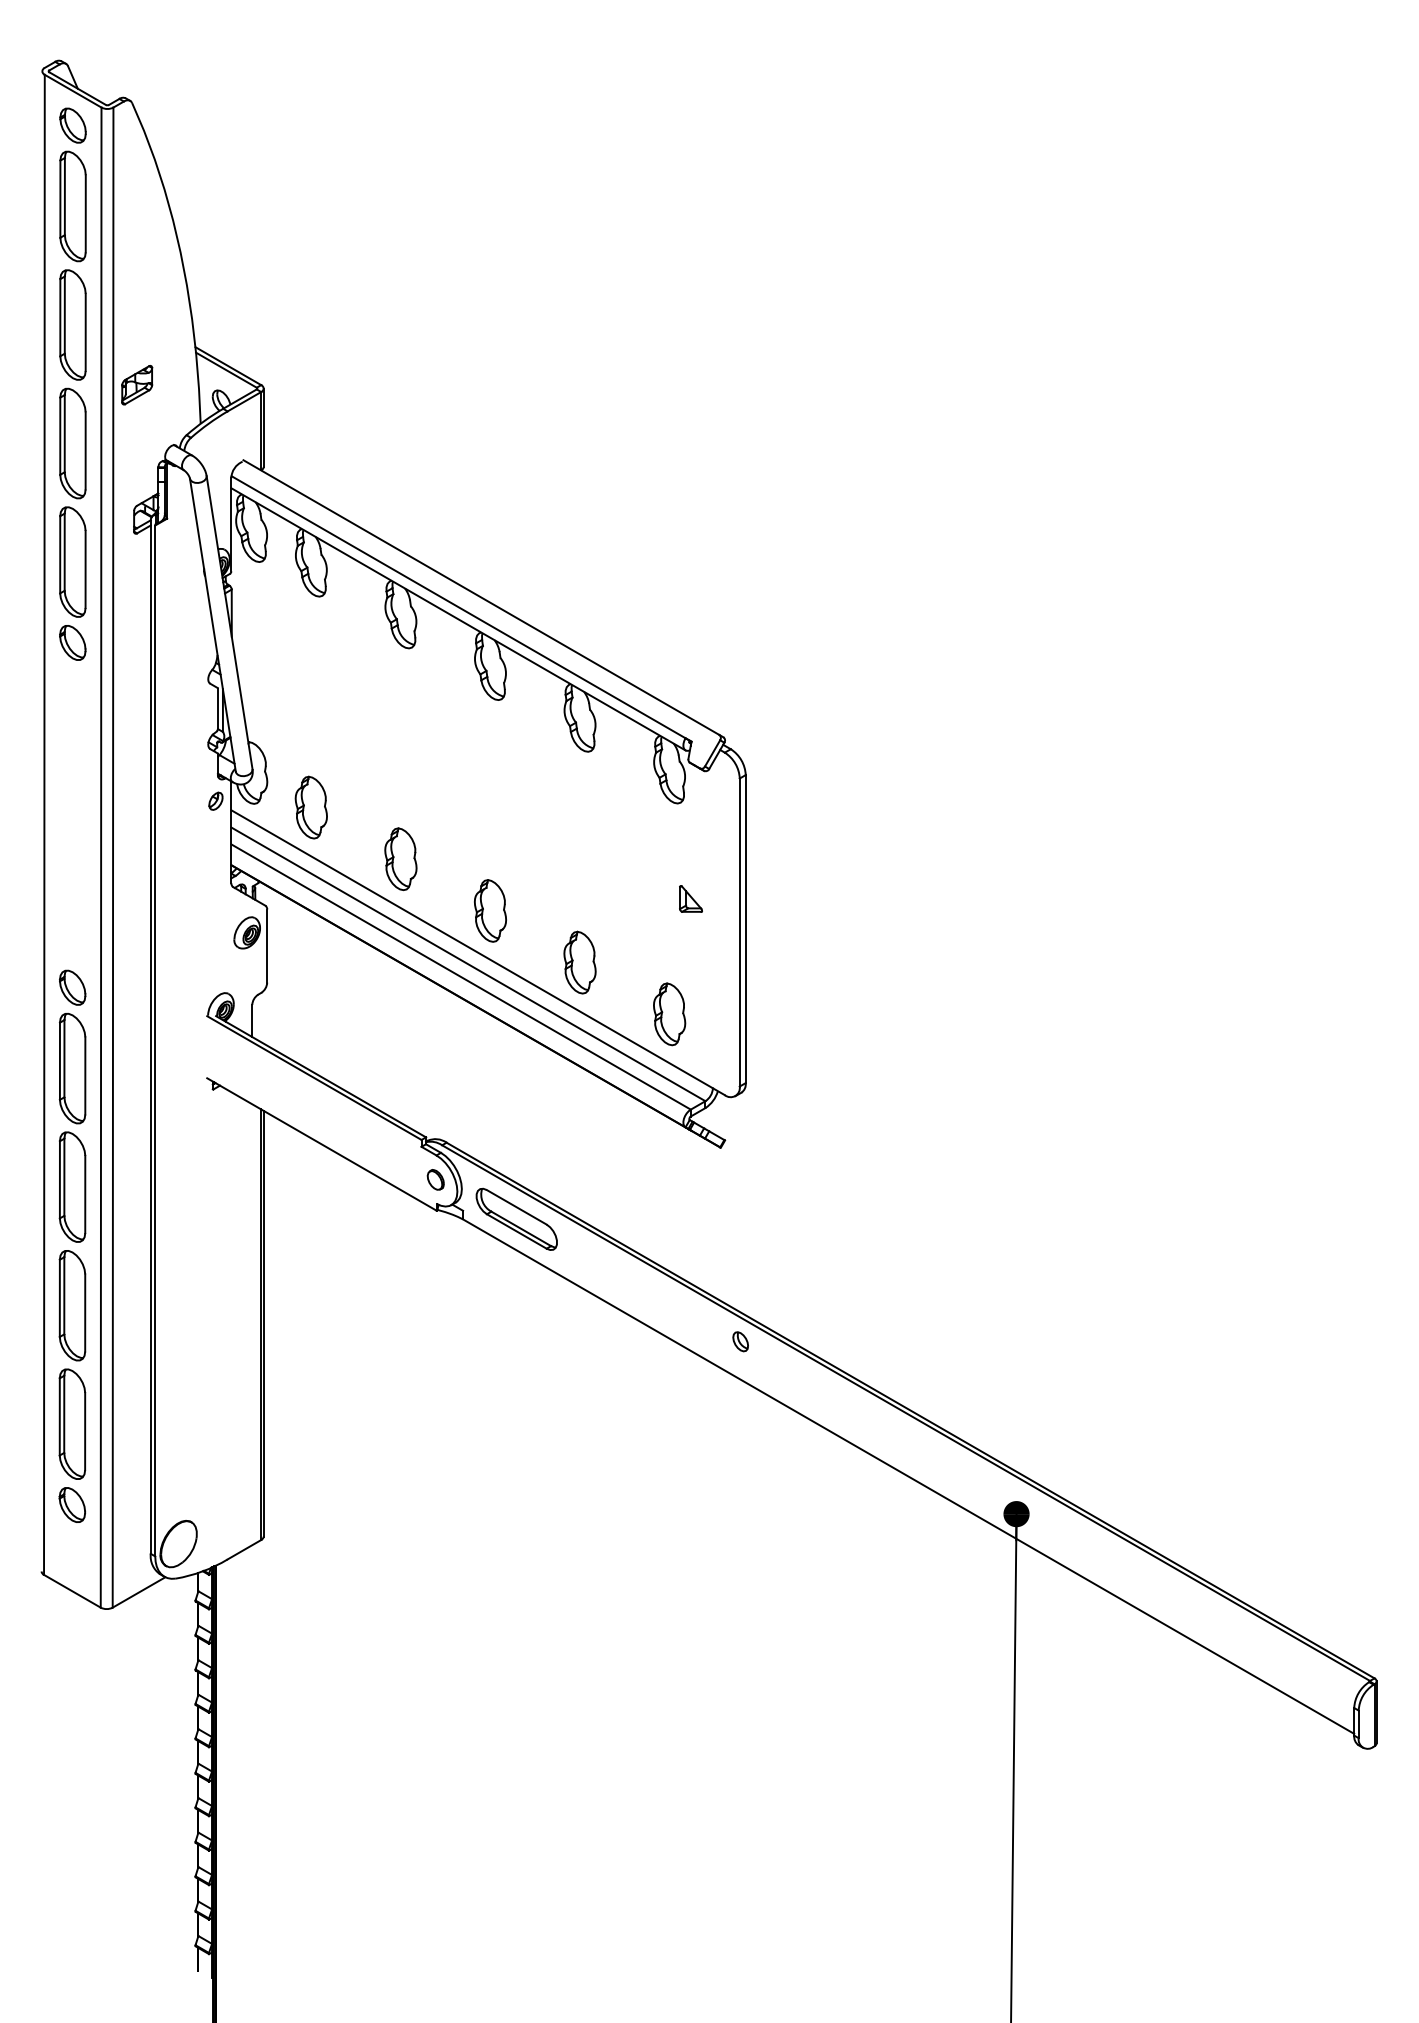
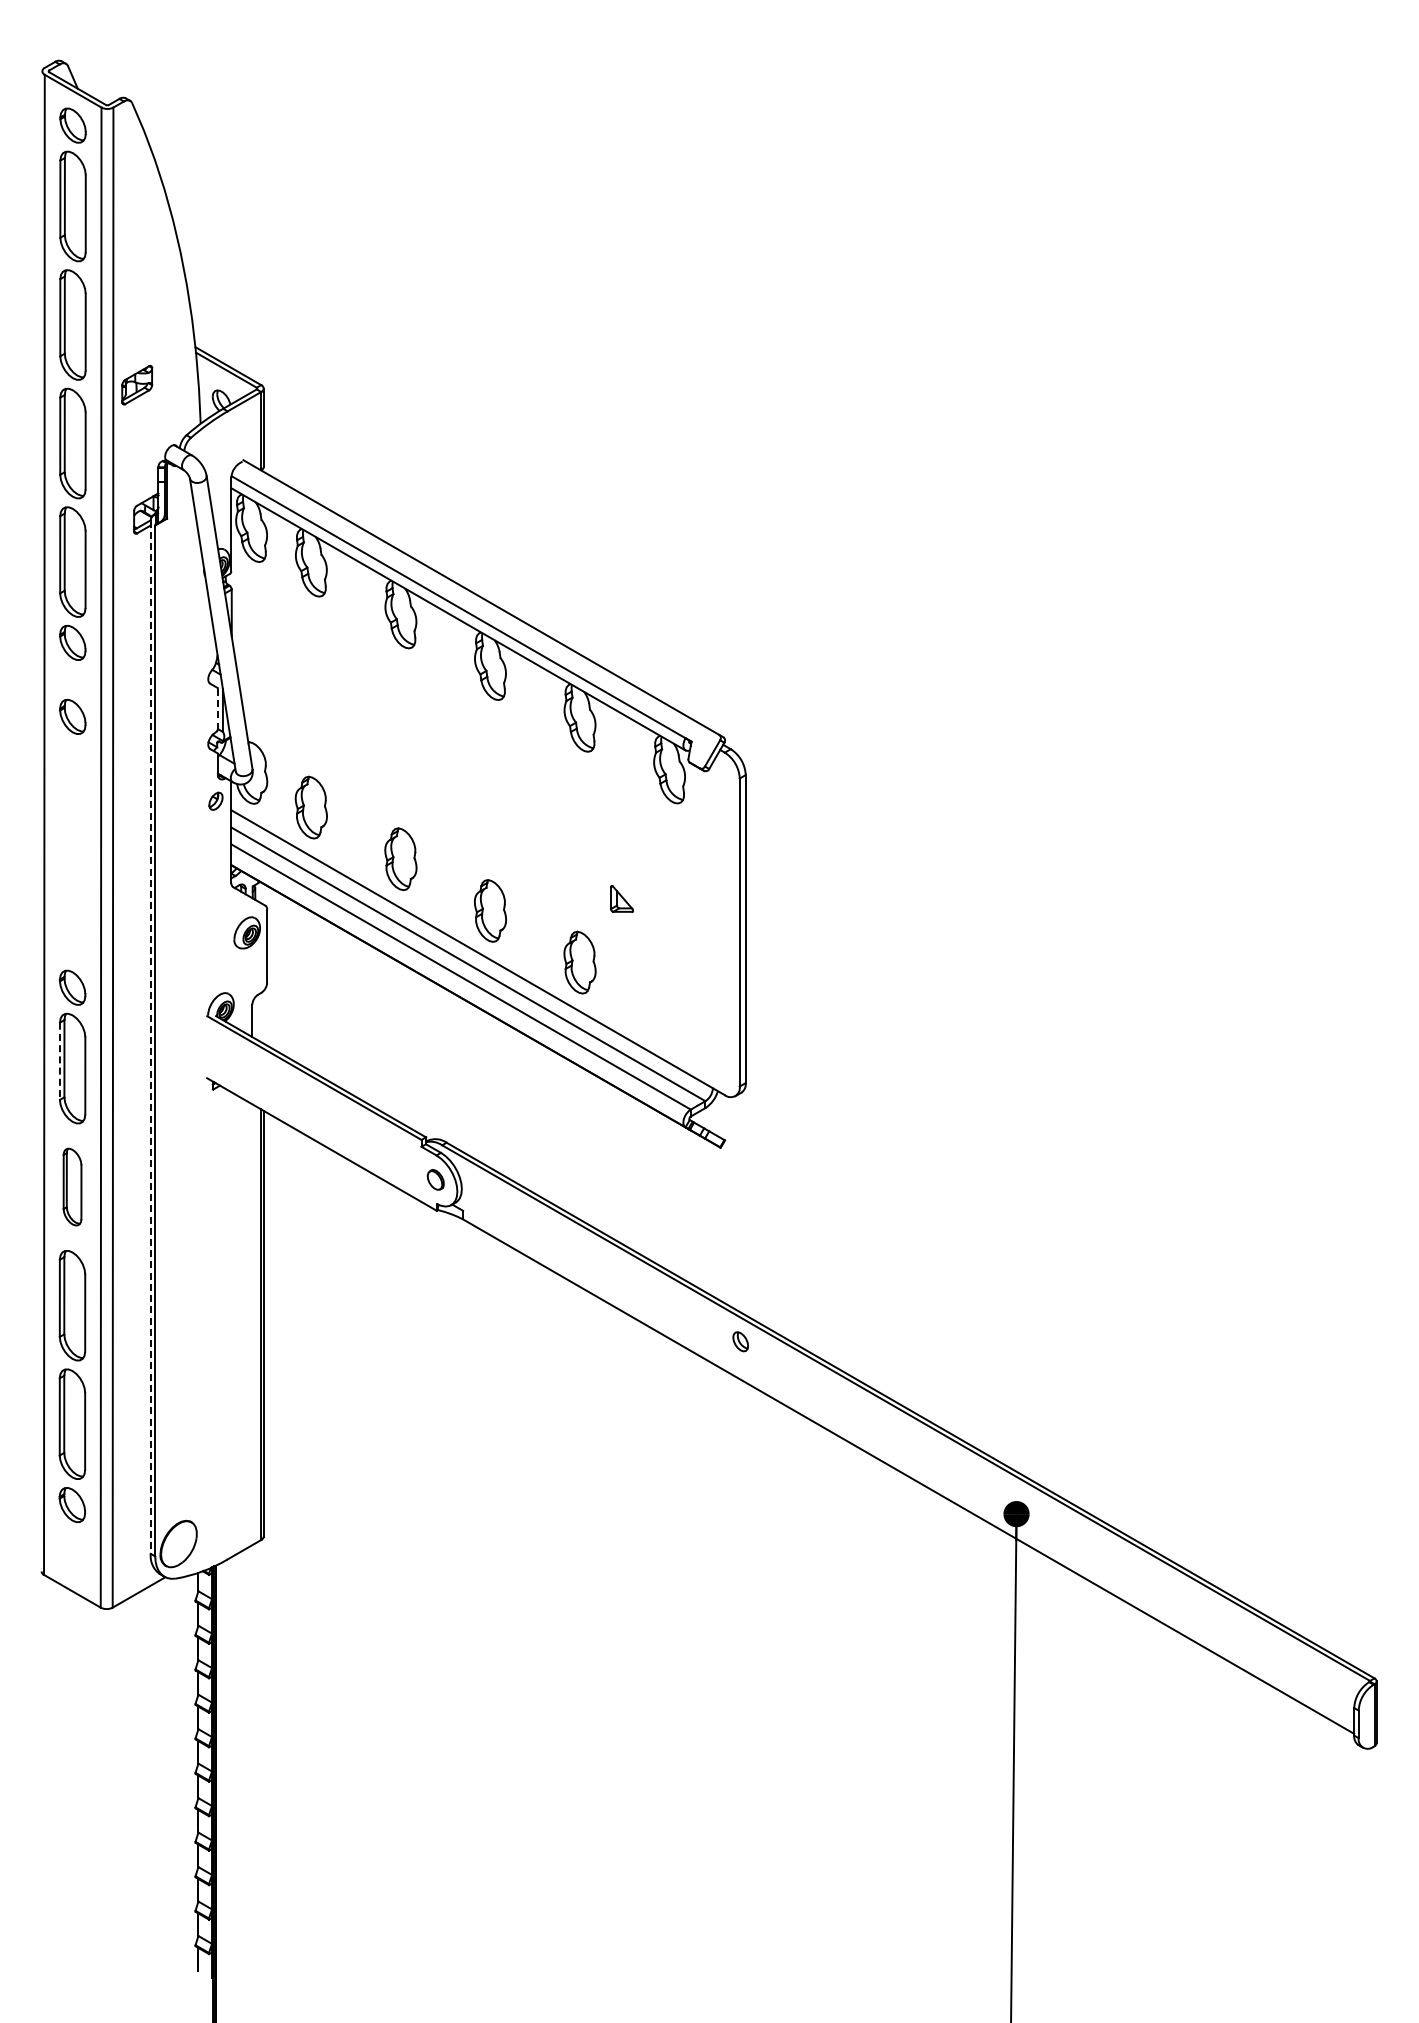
line: solid -> dashed (217, 709)
part: none -> present (72, 716)
part position: (690, 898) -> (621, 898) (621, 898)
part: present -> none (669, 1014)
line: solid -> dashed (150, 1037)
line: solid -> dashed (59, 1061)
part size: 29x112 px -> 21x80 px (72, 1186)
part: present -> none (516, 1218)
